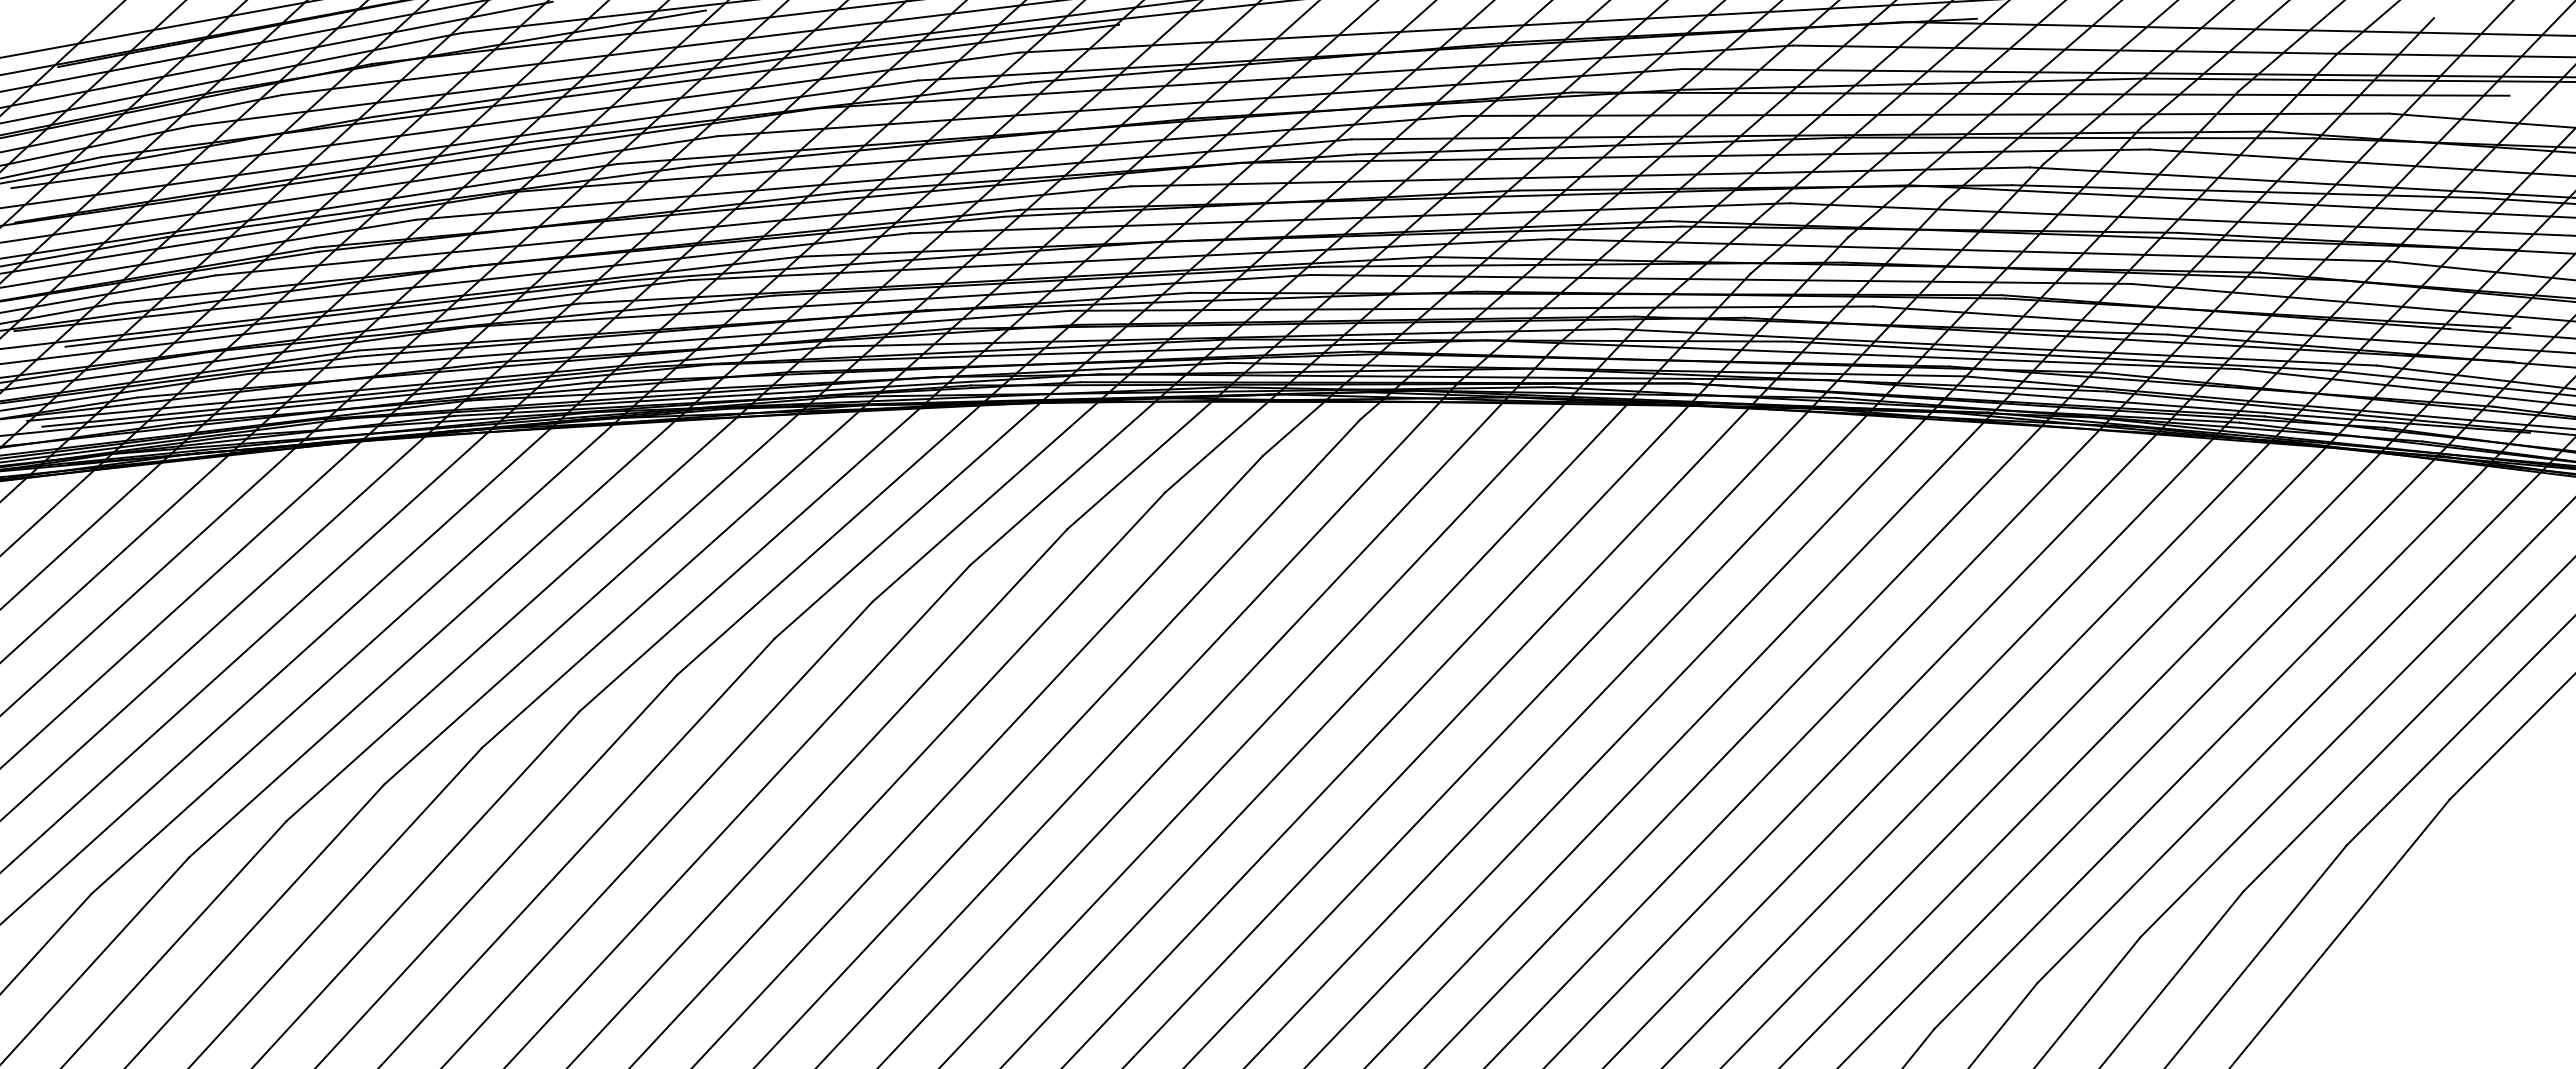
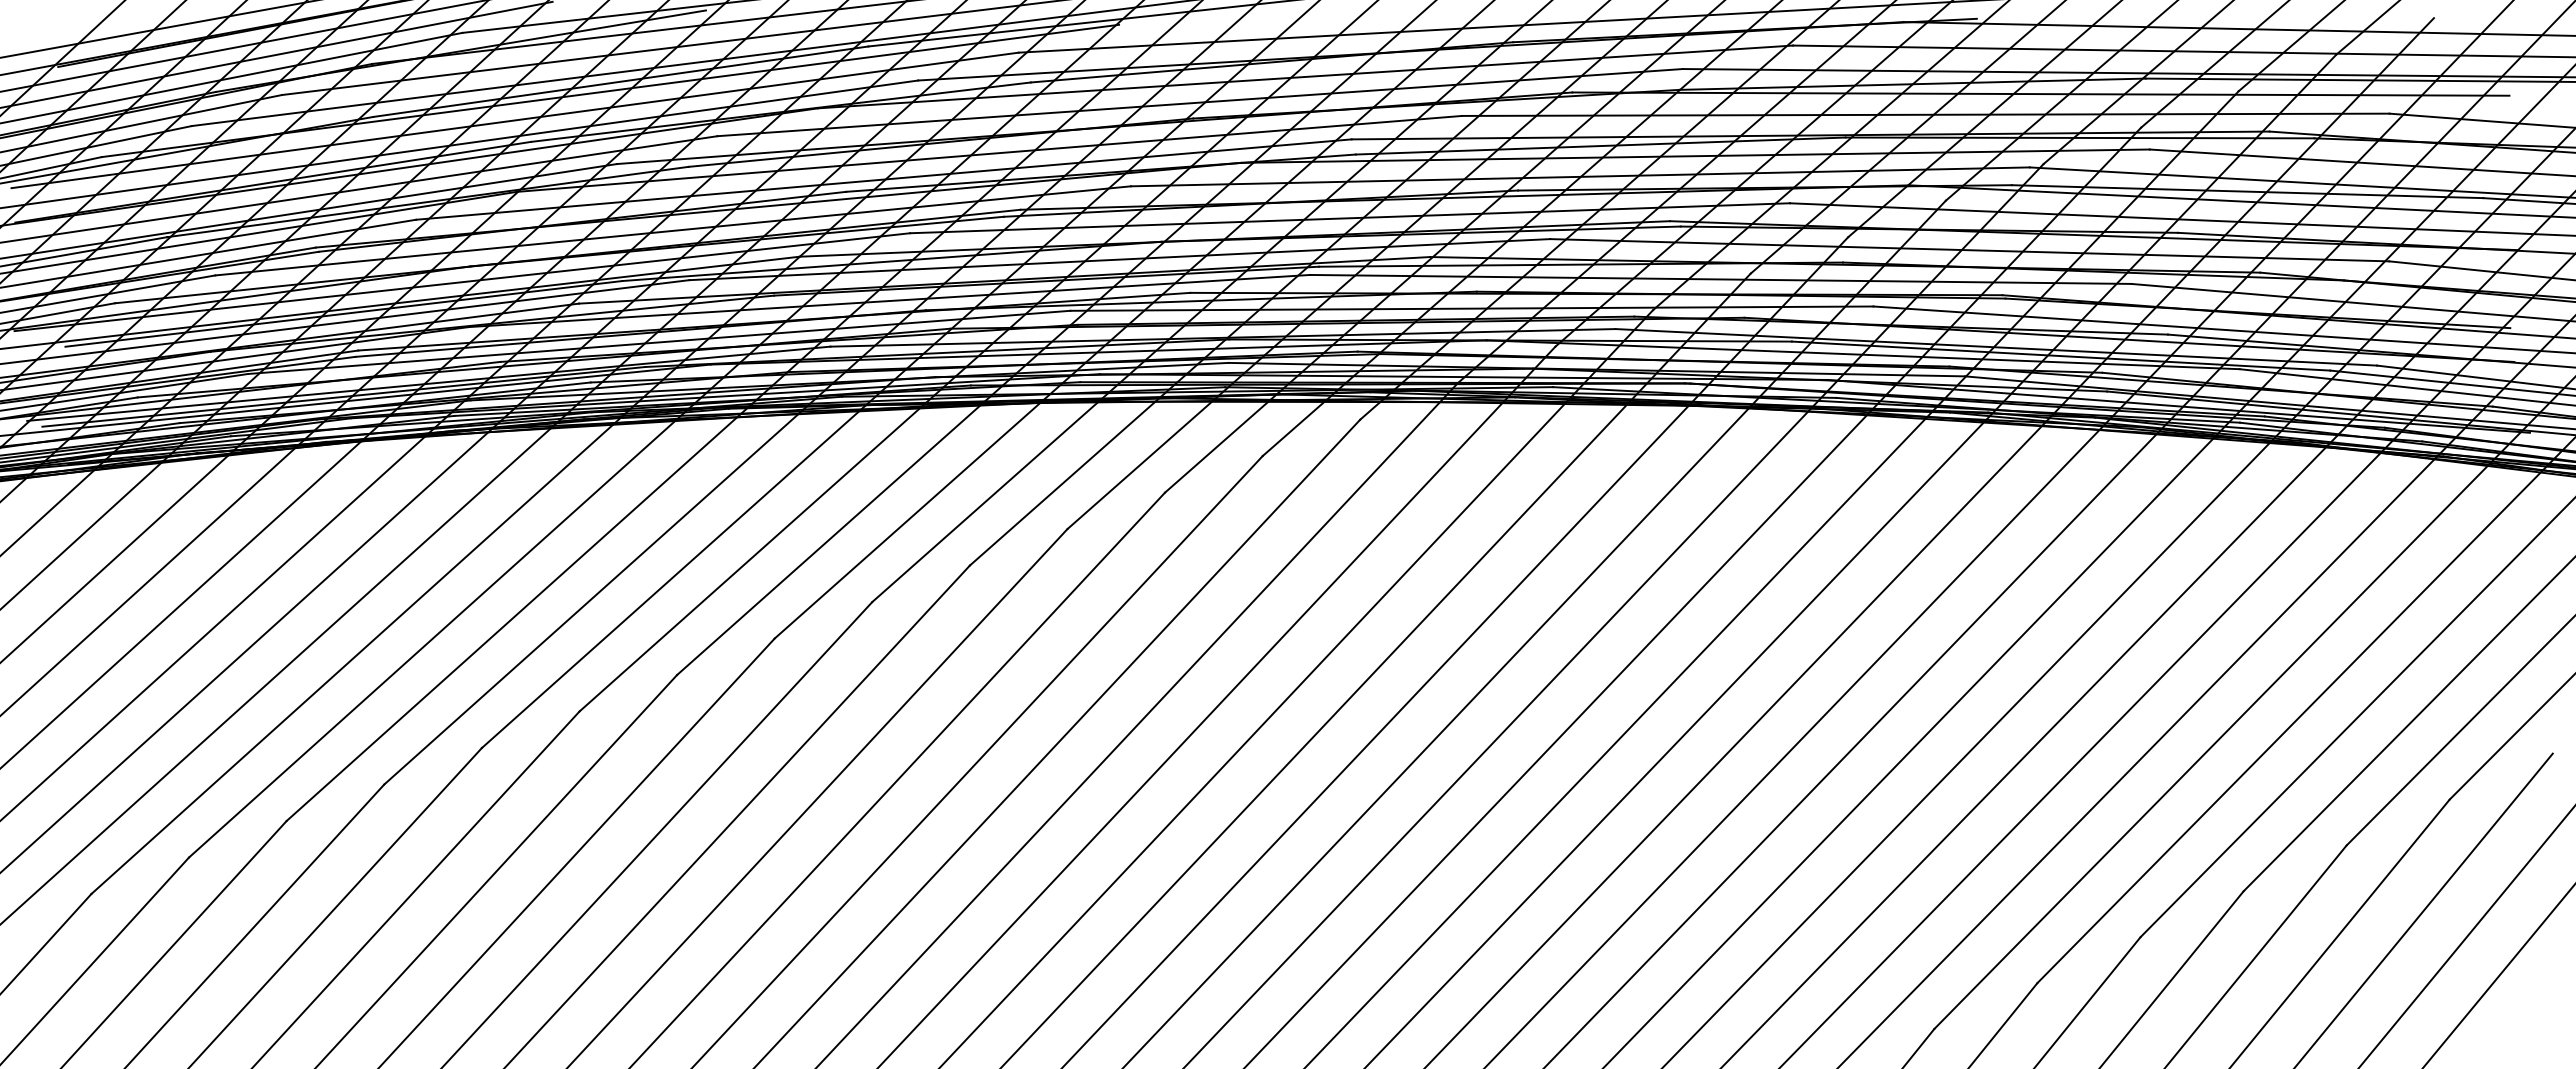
line: none -> present (2424, 909)
line: none -> present (2466, 936)
line: none -> present (2498, 975)
